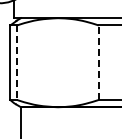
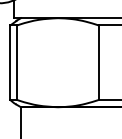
line: dashed -> solid (98, 62)
line: dashed -> solid (17, 63)
